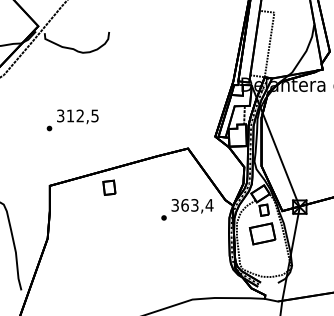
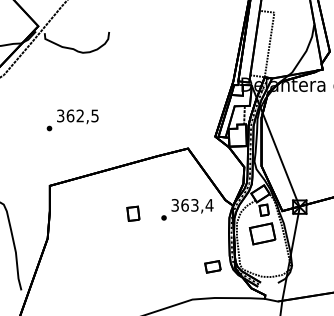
text: 312,5 -> 362,5 (70, 115)
part position: (109, 187) -> (133, 213) (133, 213)
part: none -> present (212, 266)
